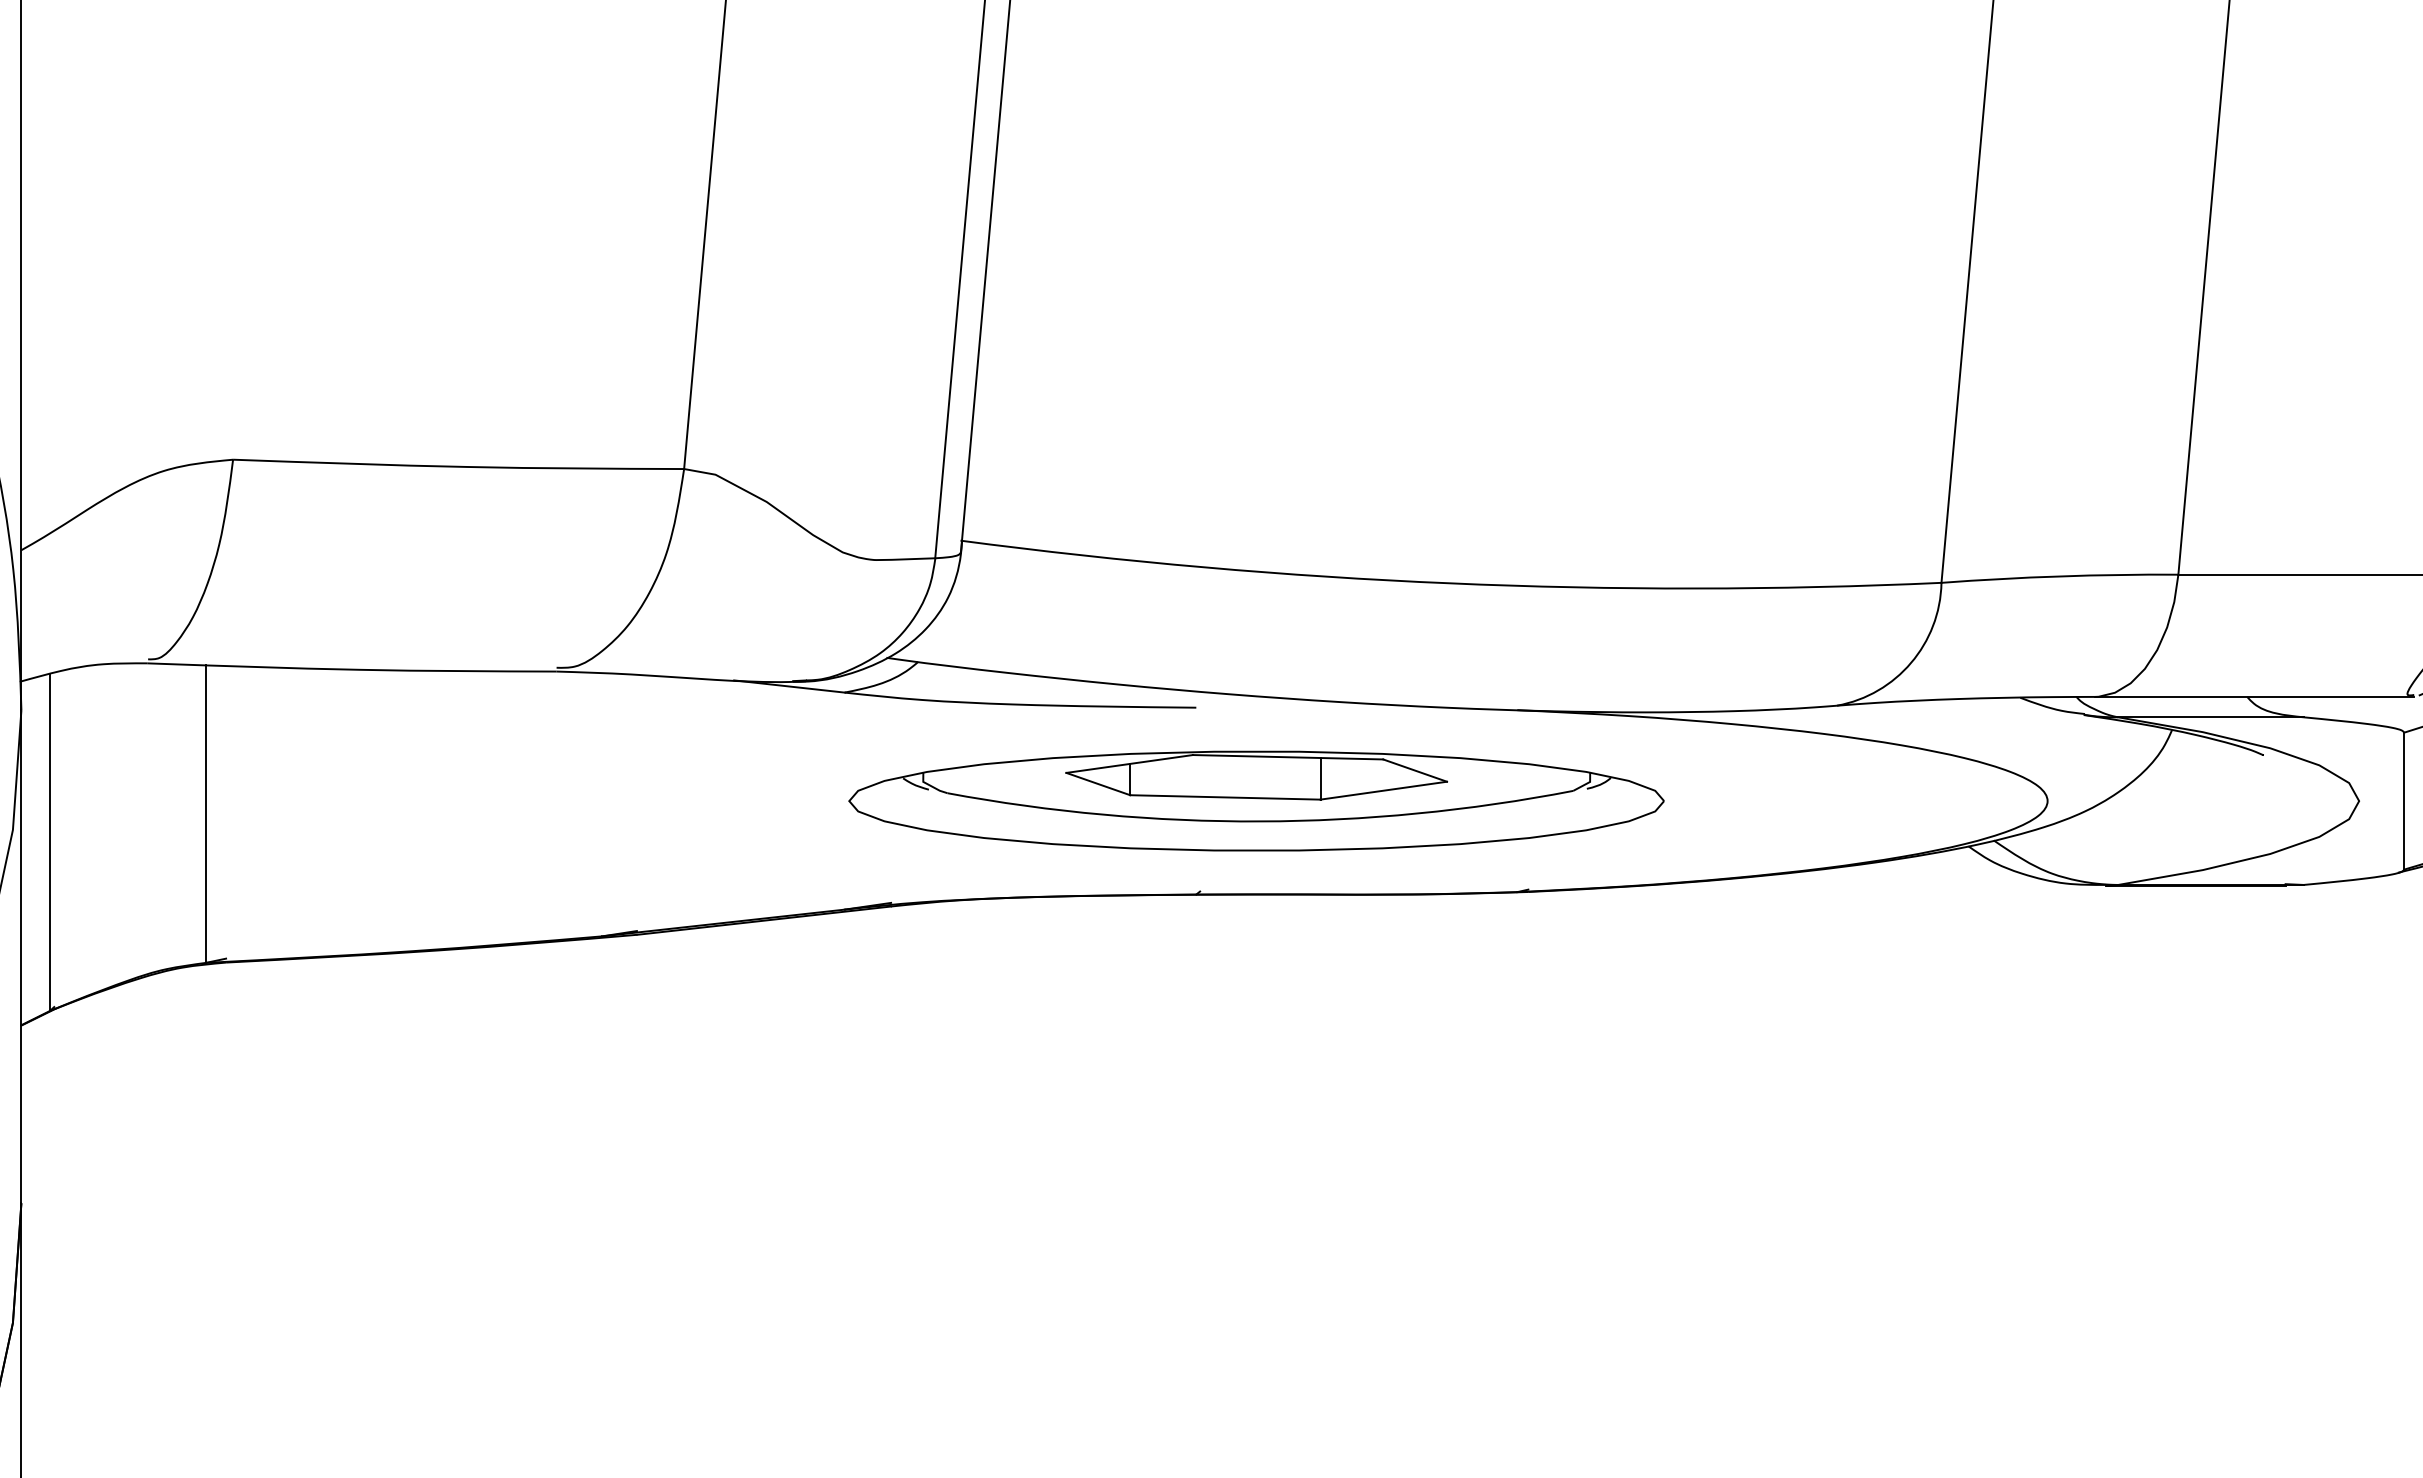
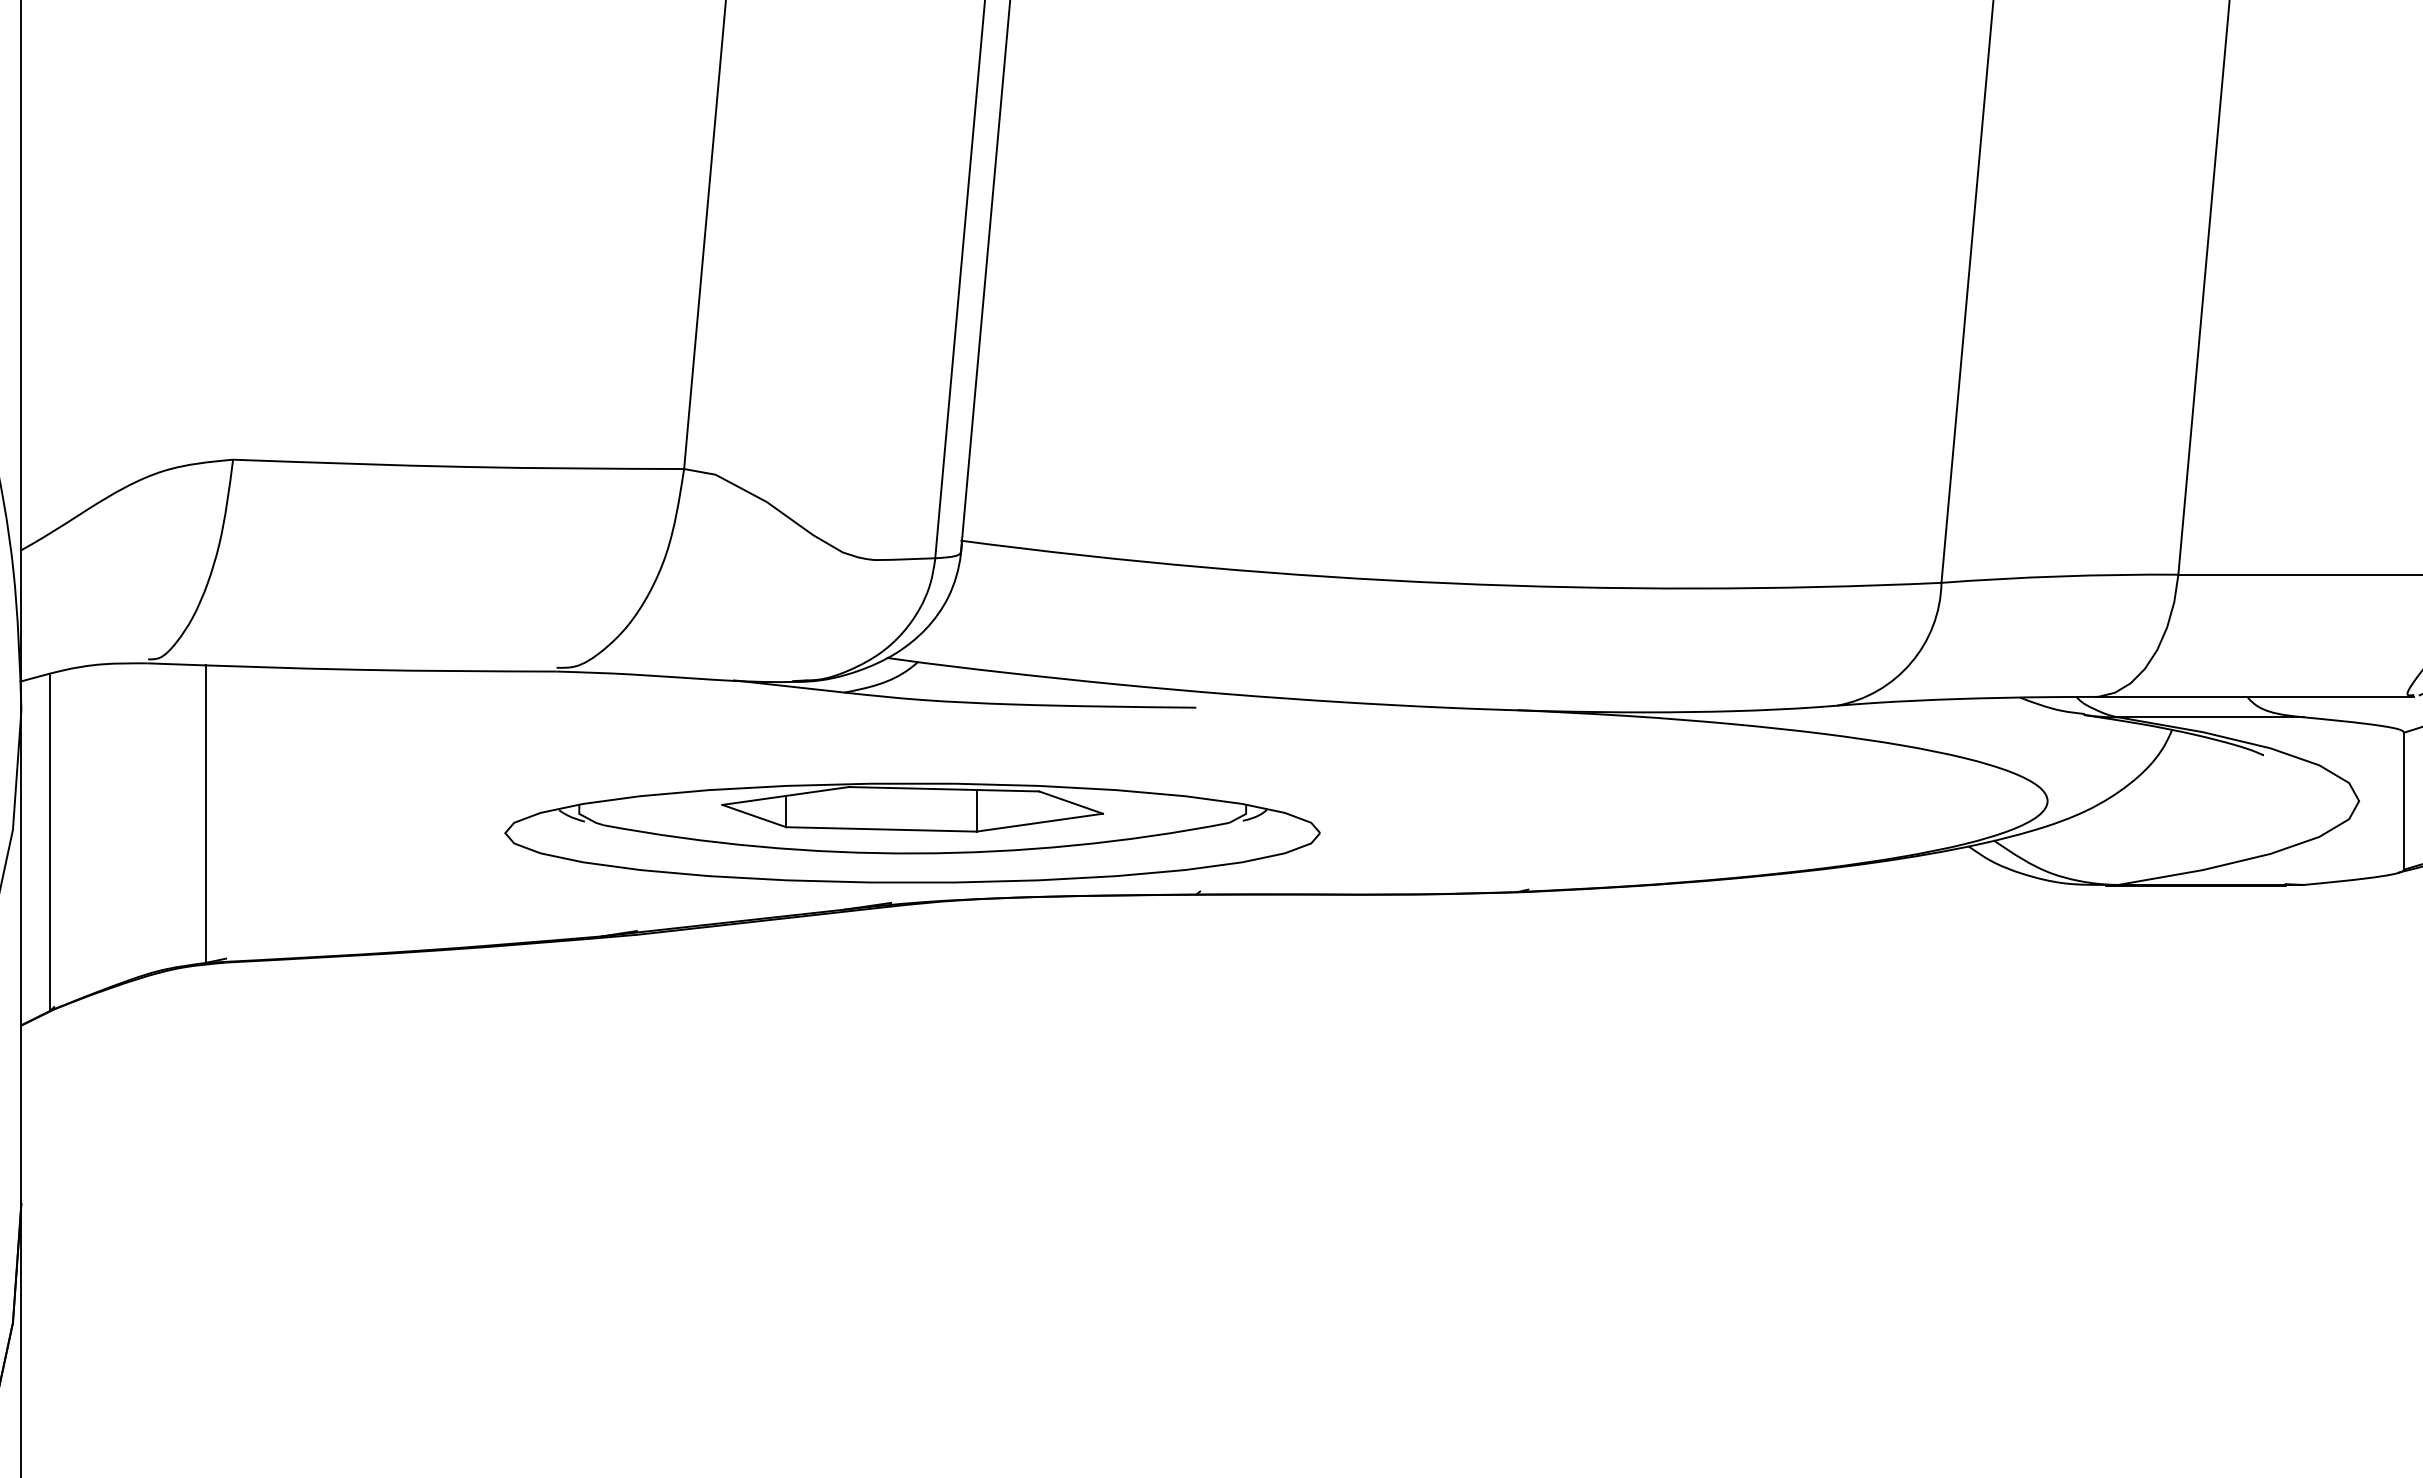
part position: (1256, 800) -> (912, 832) (912, 832)
